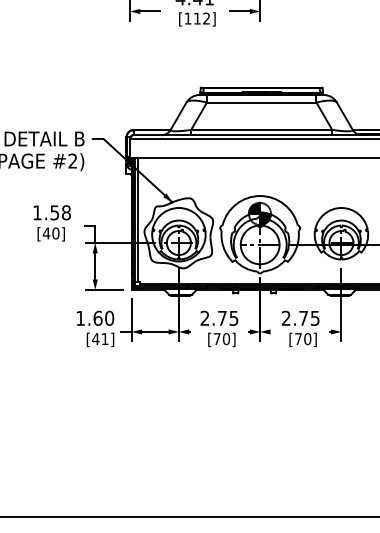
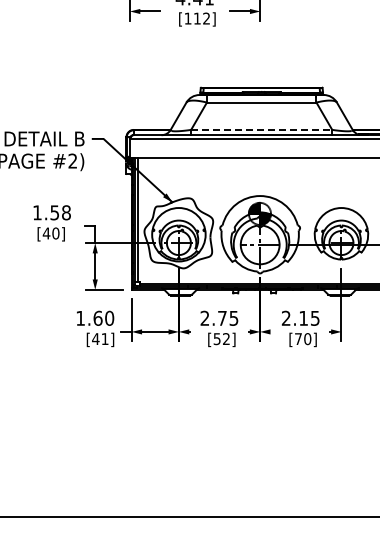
line: solid -> dashed (261, 129)
text: 2.75 -> 2.15 (303, 318)
text: [70] -> [52] (221, 339)
